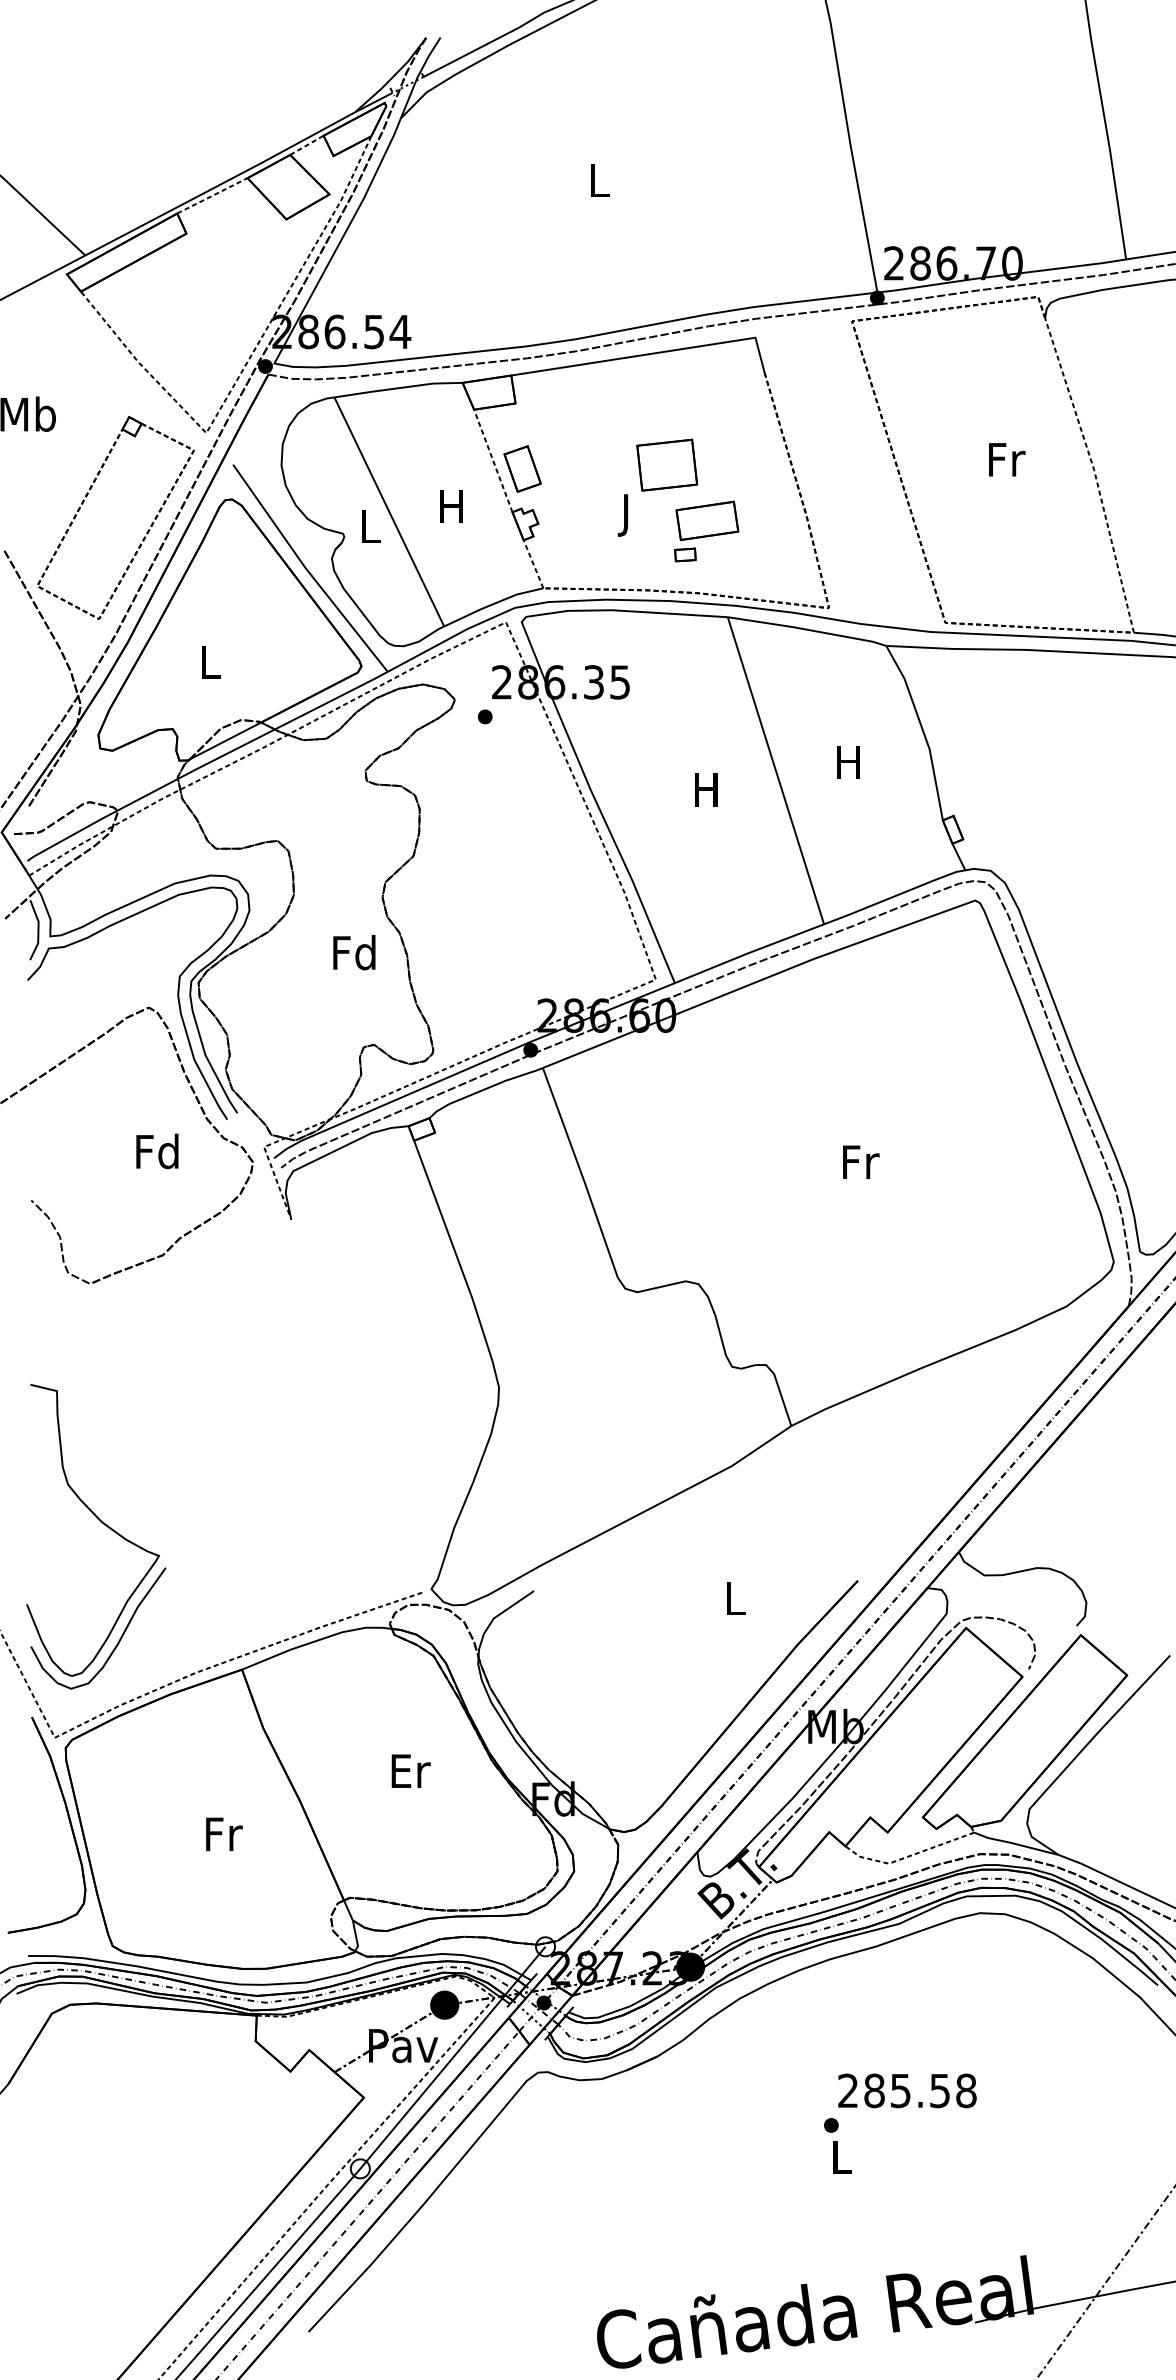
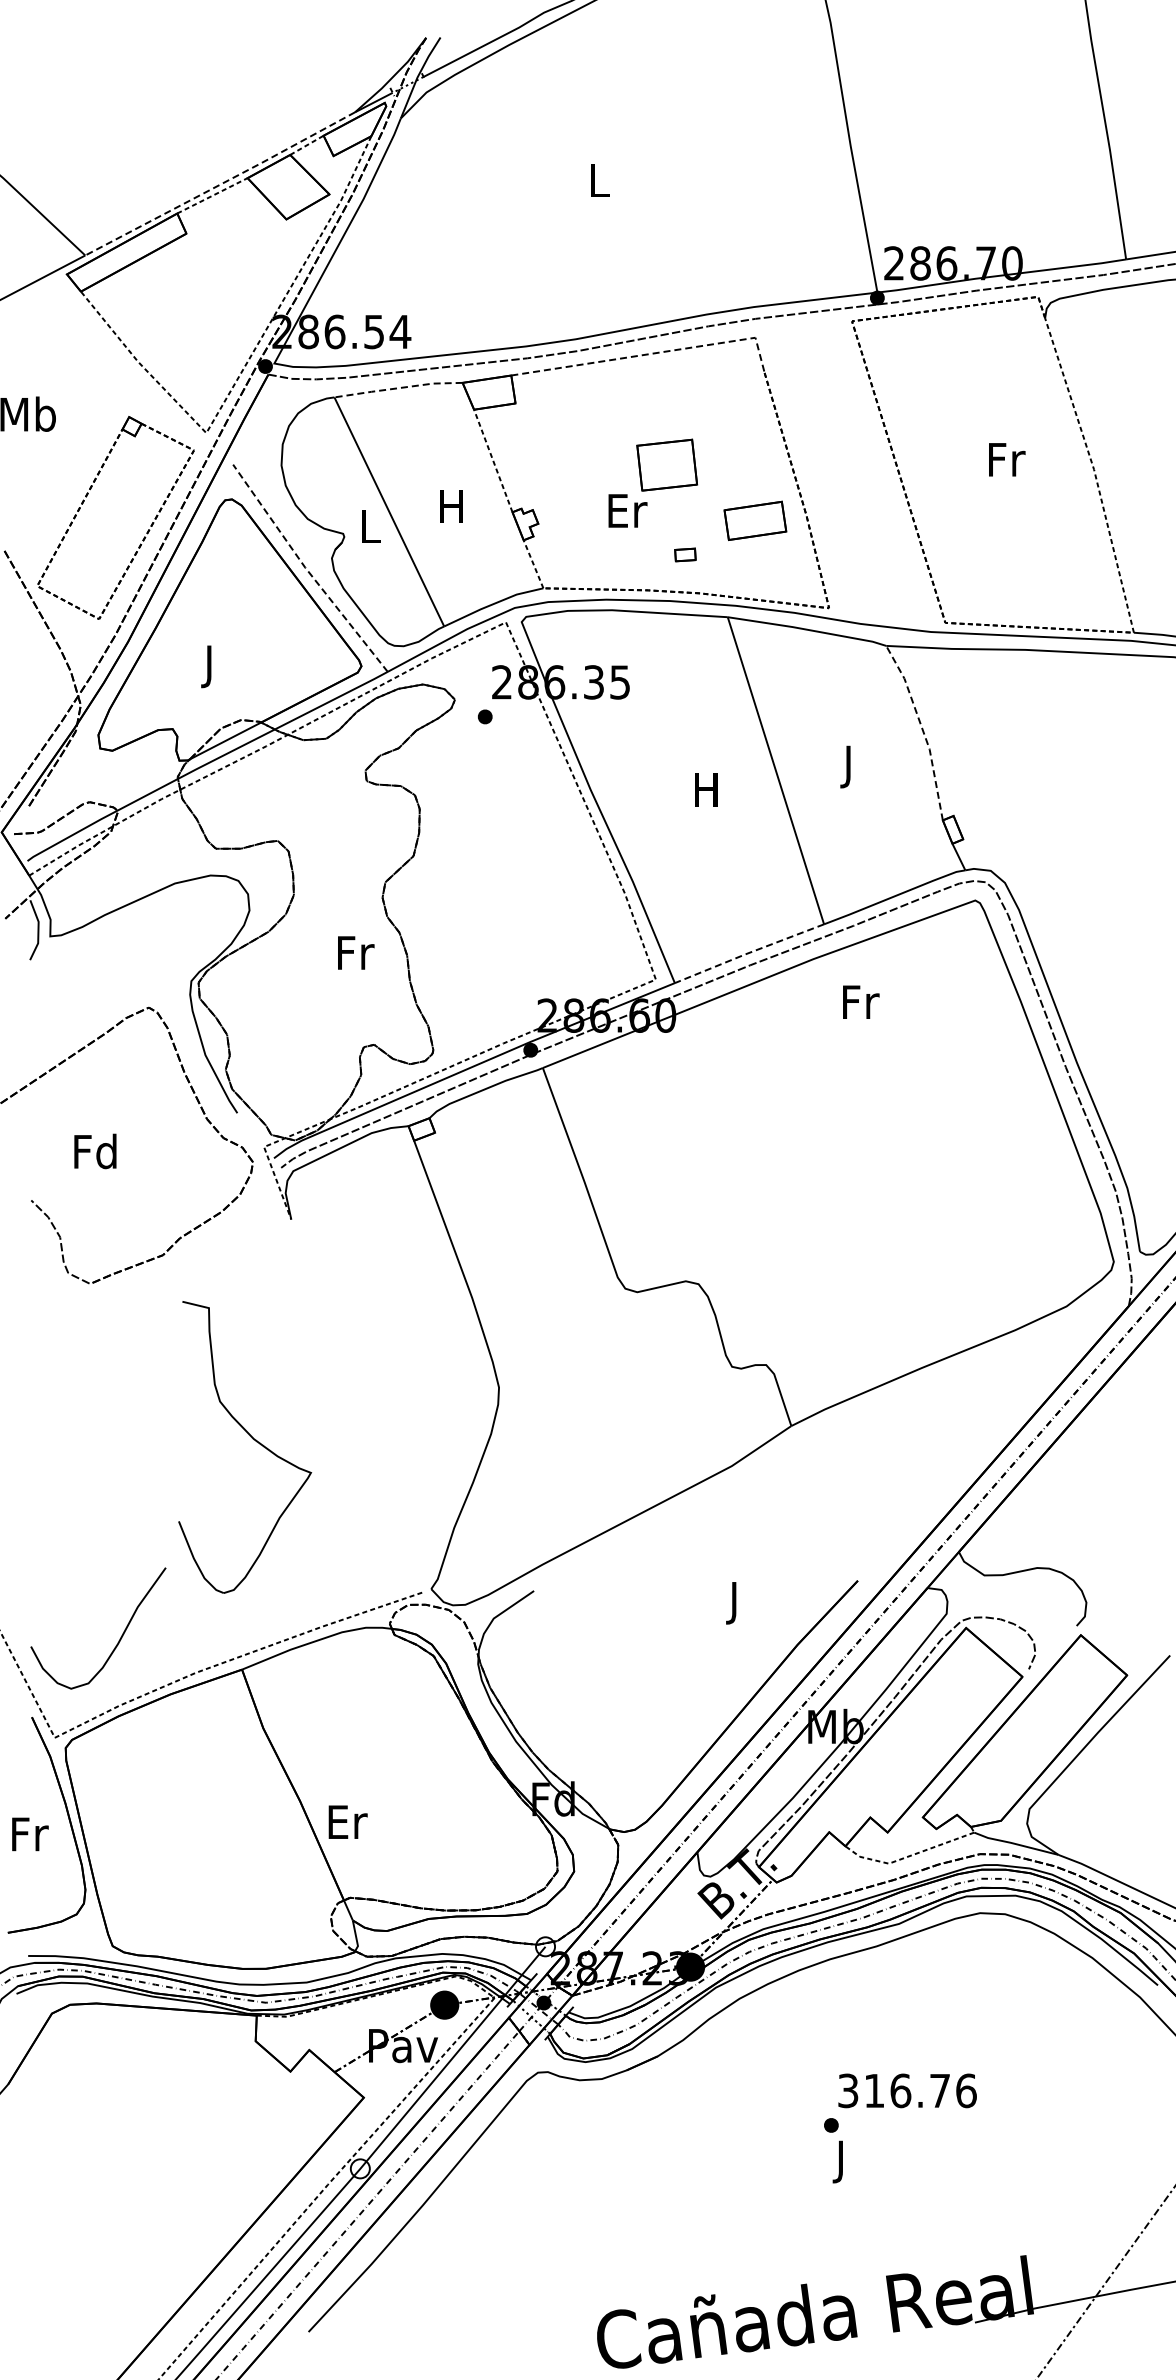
line: solid -> dashed (220, 184)
line: solid -> dashed (652, 353)
line: solid -> dashed (397, 388)
part: present -> none (522, 468)
text: J -> Er (627, 515)
part position: (707, 520) -> (755, 520) (755, 520)
line: solid -> dashed (307, 570)
text: L -> J (210, 666)
line: solid -> dashed (922, 729)
text: H -> J (848, 766)
text: Fd -> Fr (354, 952)
line: solid -> dashed (748, 953)
part: present -> none (177, 999)
text position: (157, 1151) -> (95, 1151) (95, 1151)
text position: (861, 1161) -> (861, 1001) (861, 1001)
part position: (100, 1522) -> (252, 1439) (252, 1439)
text: L -> J (735, 1603)
text position: (410, 1770) -> (347, 1821) (347, 1821)
text position: (224, 1834) -> (30, 1834) (30, 1834)
text: 285.58 -> 316.76 (907, 2090)
text: L -> J (841, 2161)
